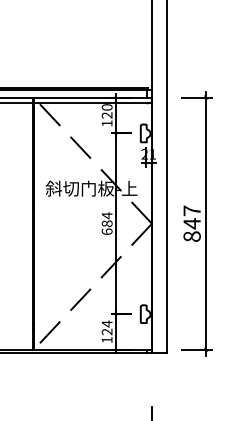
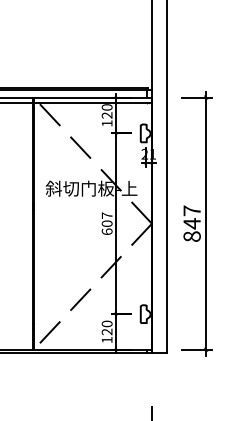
text: 684 -> 607 (106, 219)
text: 124 -> 120 (106, 323)
